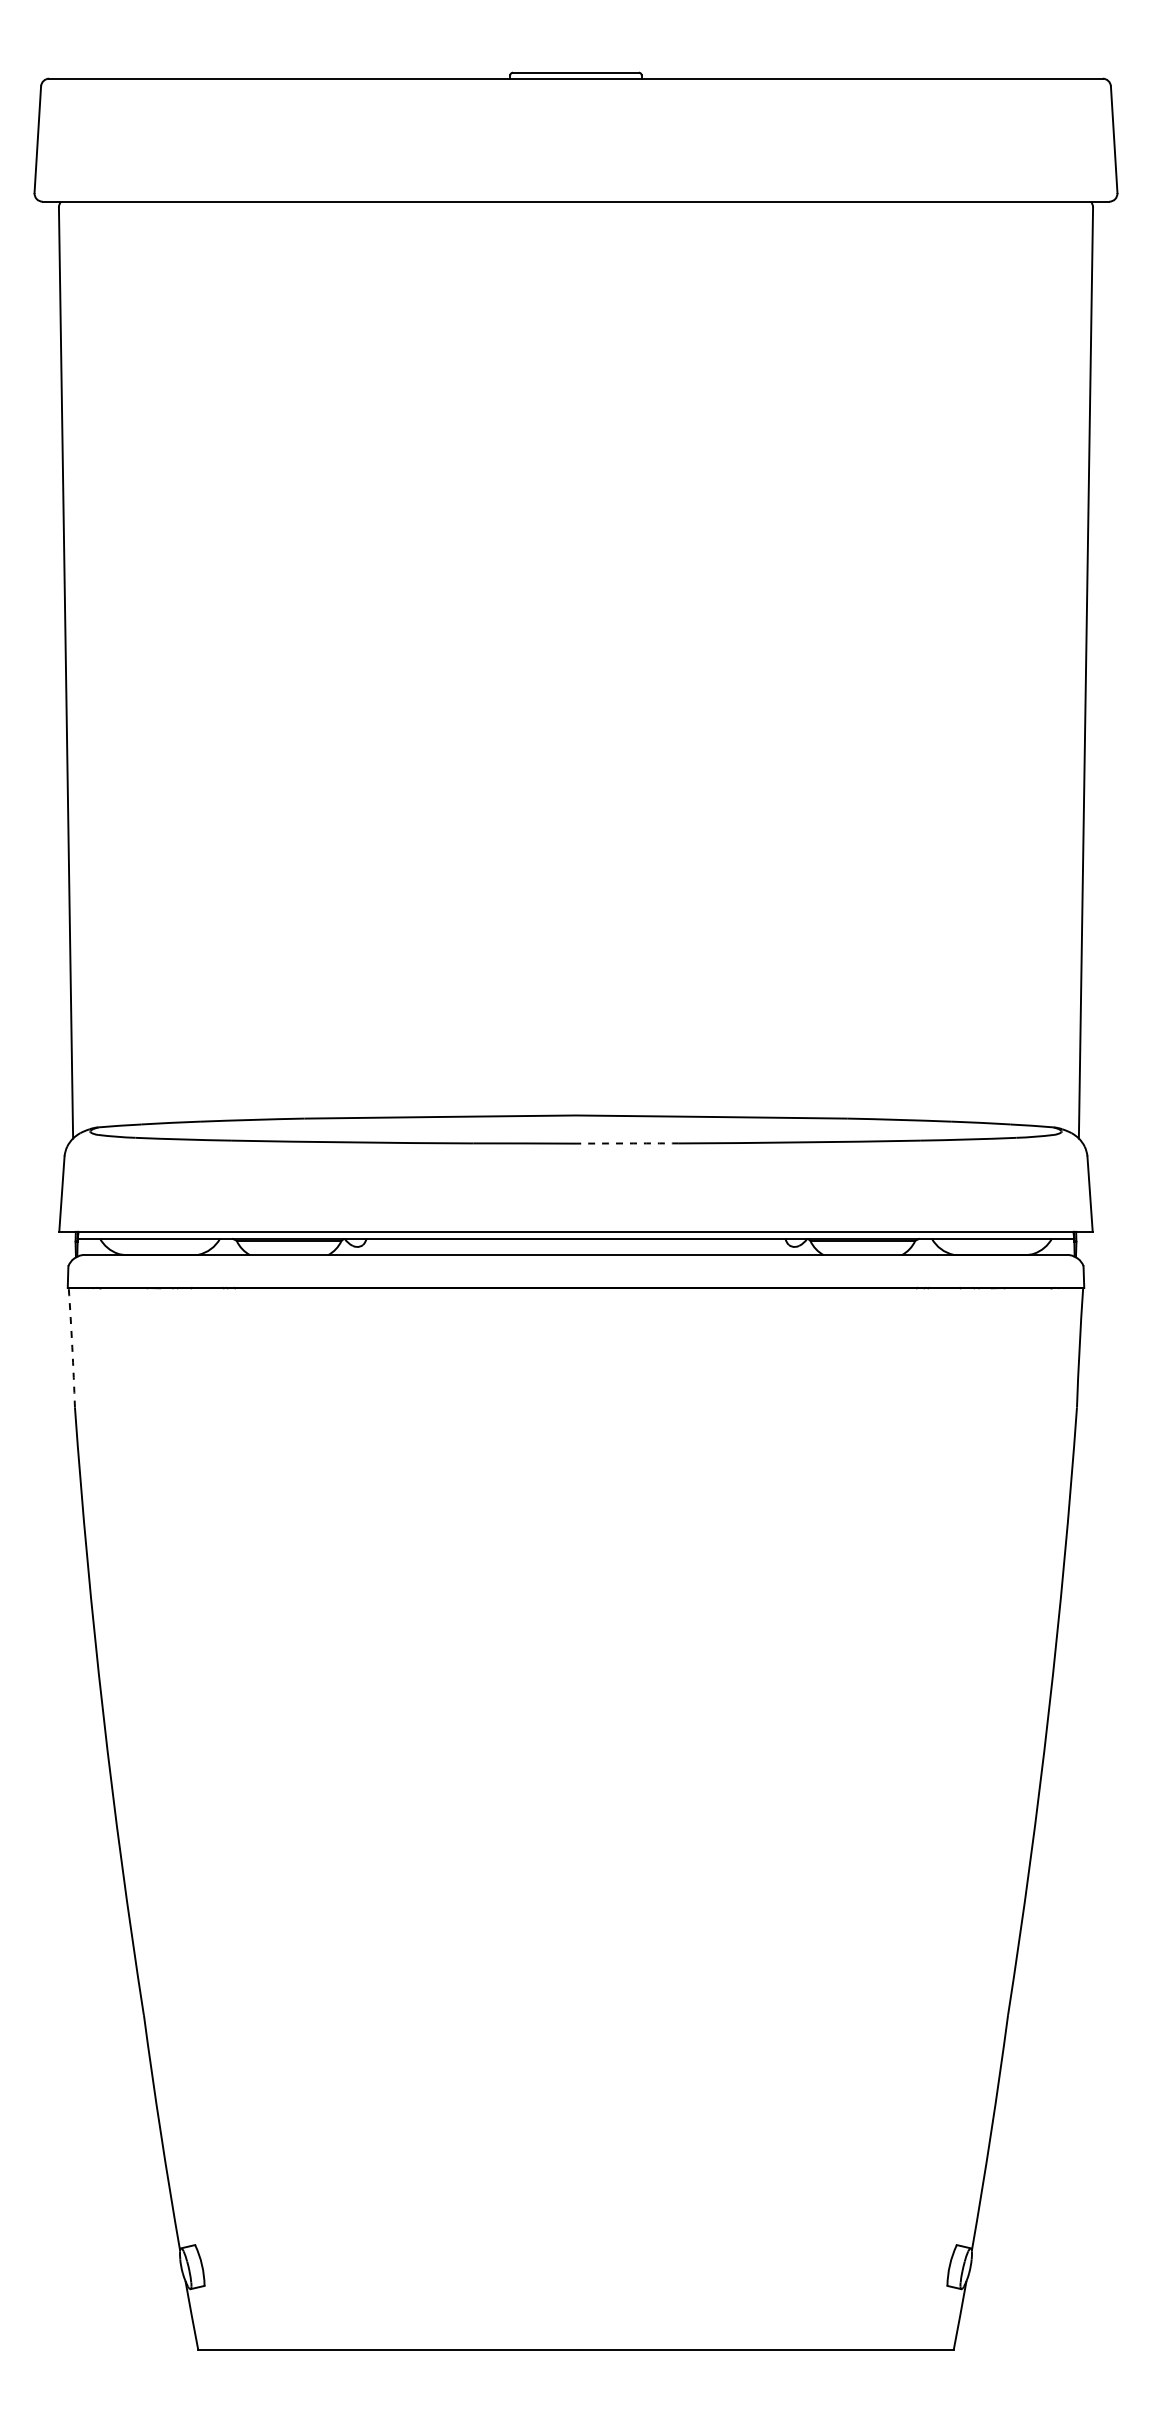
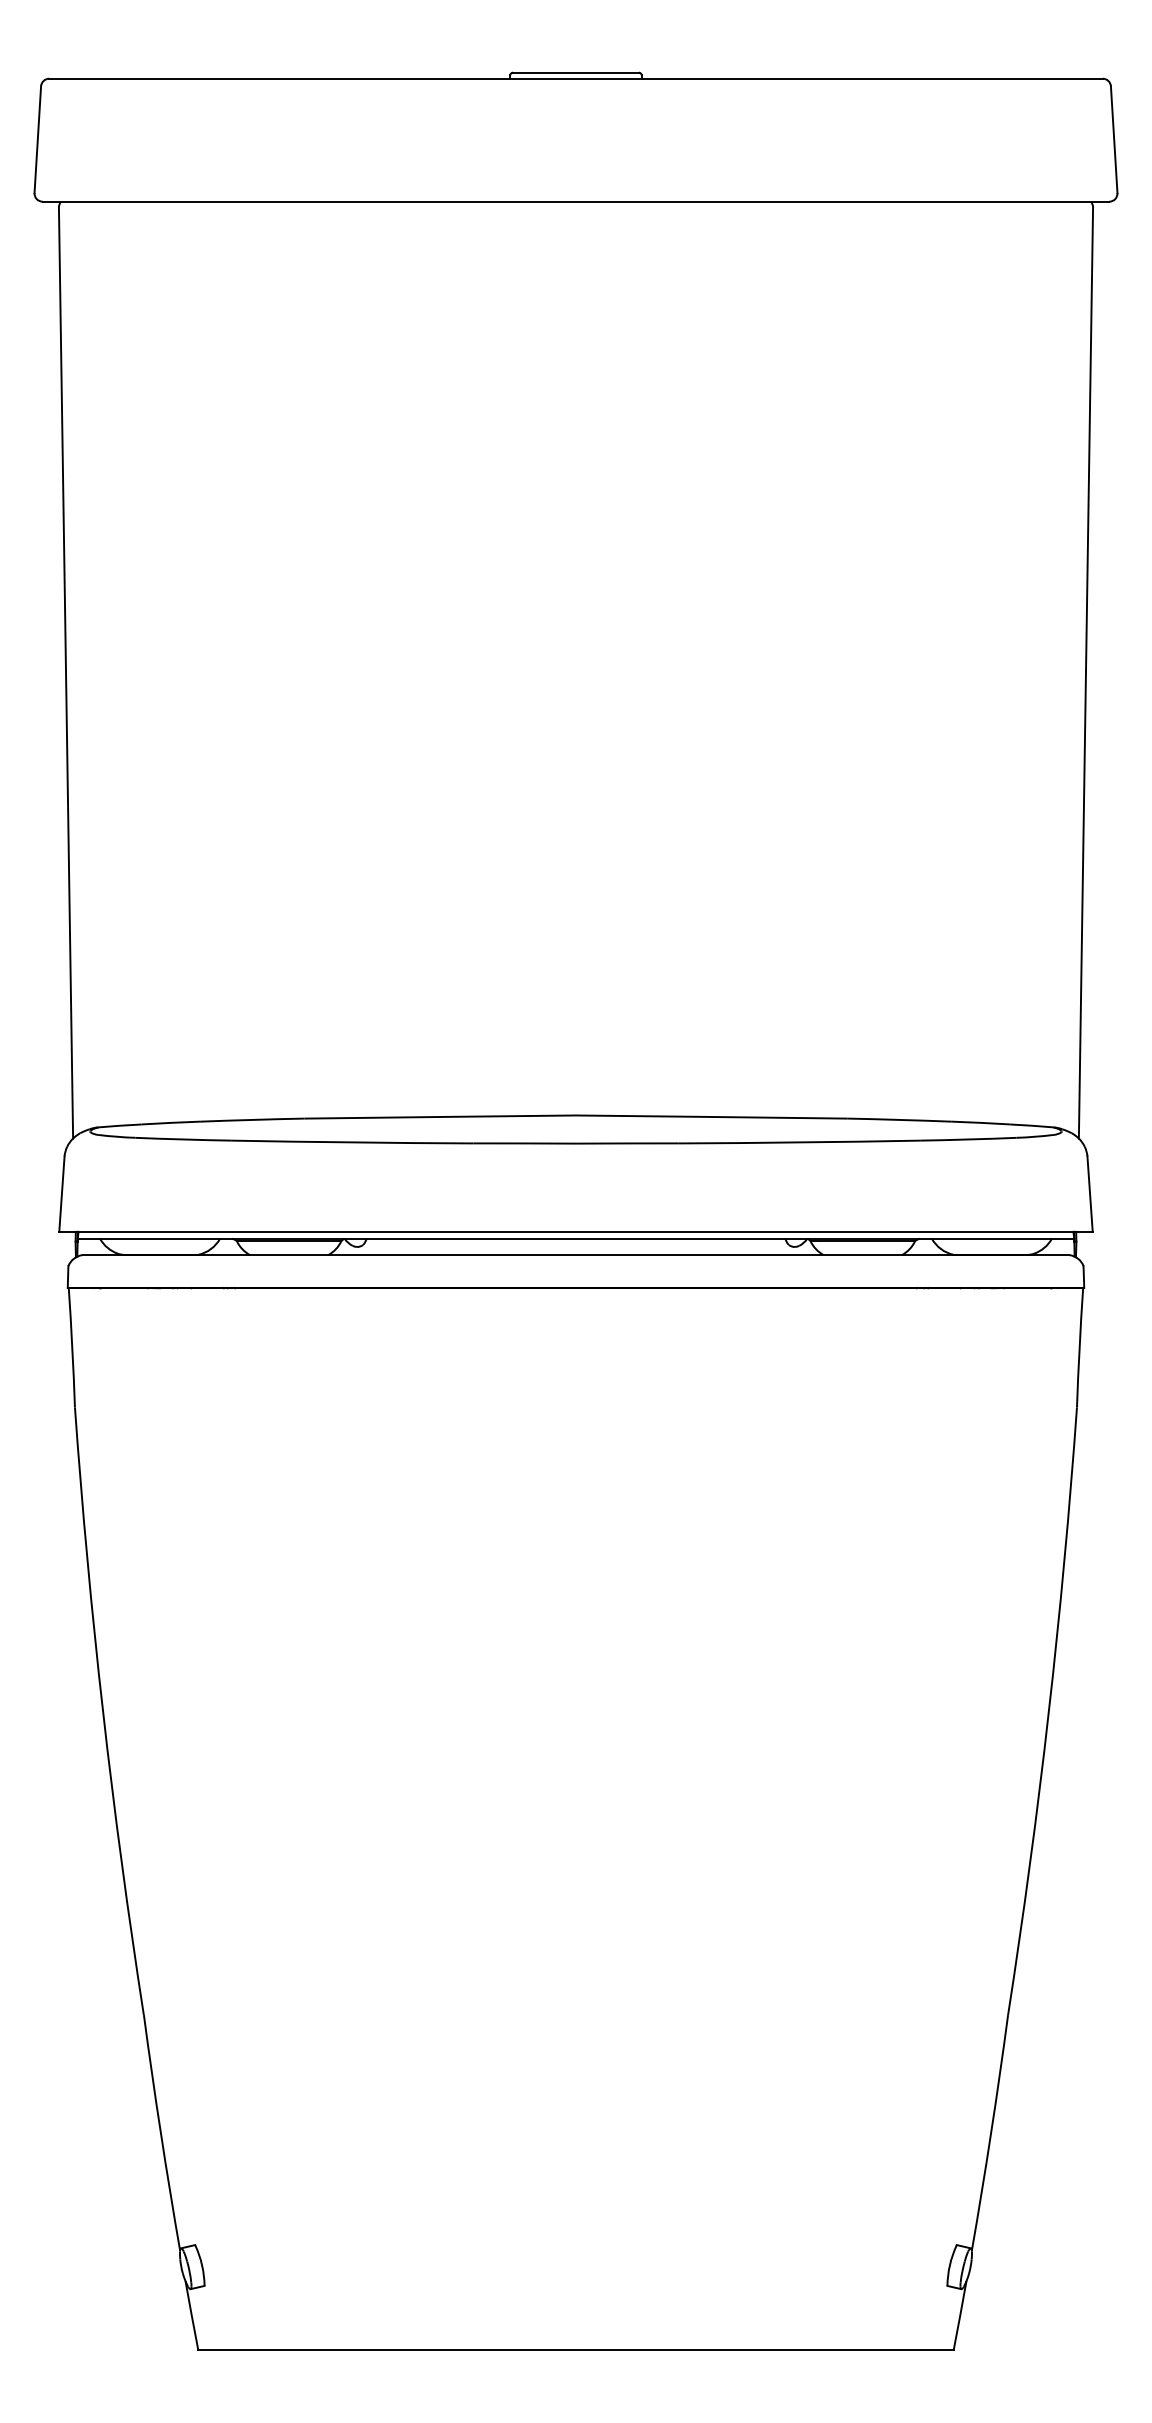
arc: dashed -> solid (627, 1143)
arc: dashed -> solid (72, 1347)
